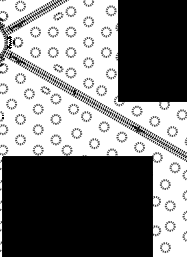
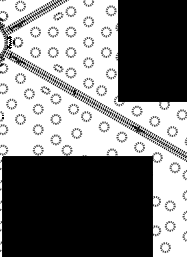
circle: present -> none (20, 139)
circle: present -> none (94, 143)
circle: present -> none (165, 184)
